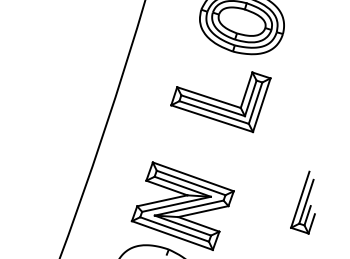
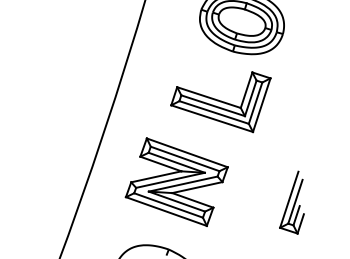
part position: (302, 202) -> (291, 202) (291, 202)
part position: (182, 205) -> (176, 181) (176, 181)
